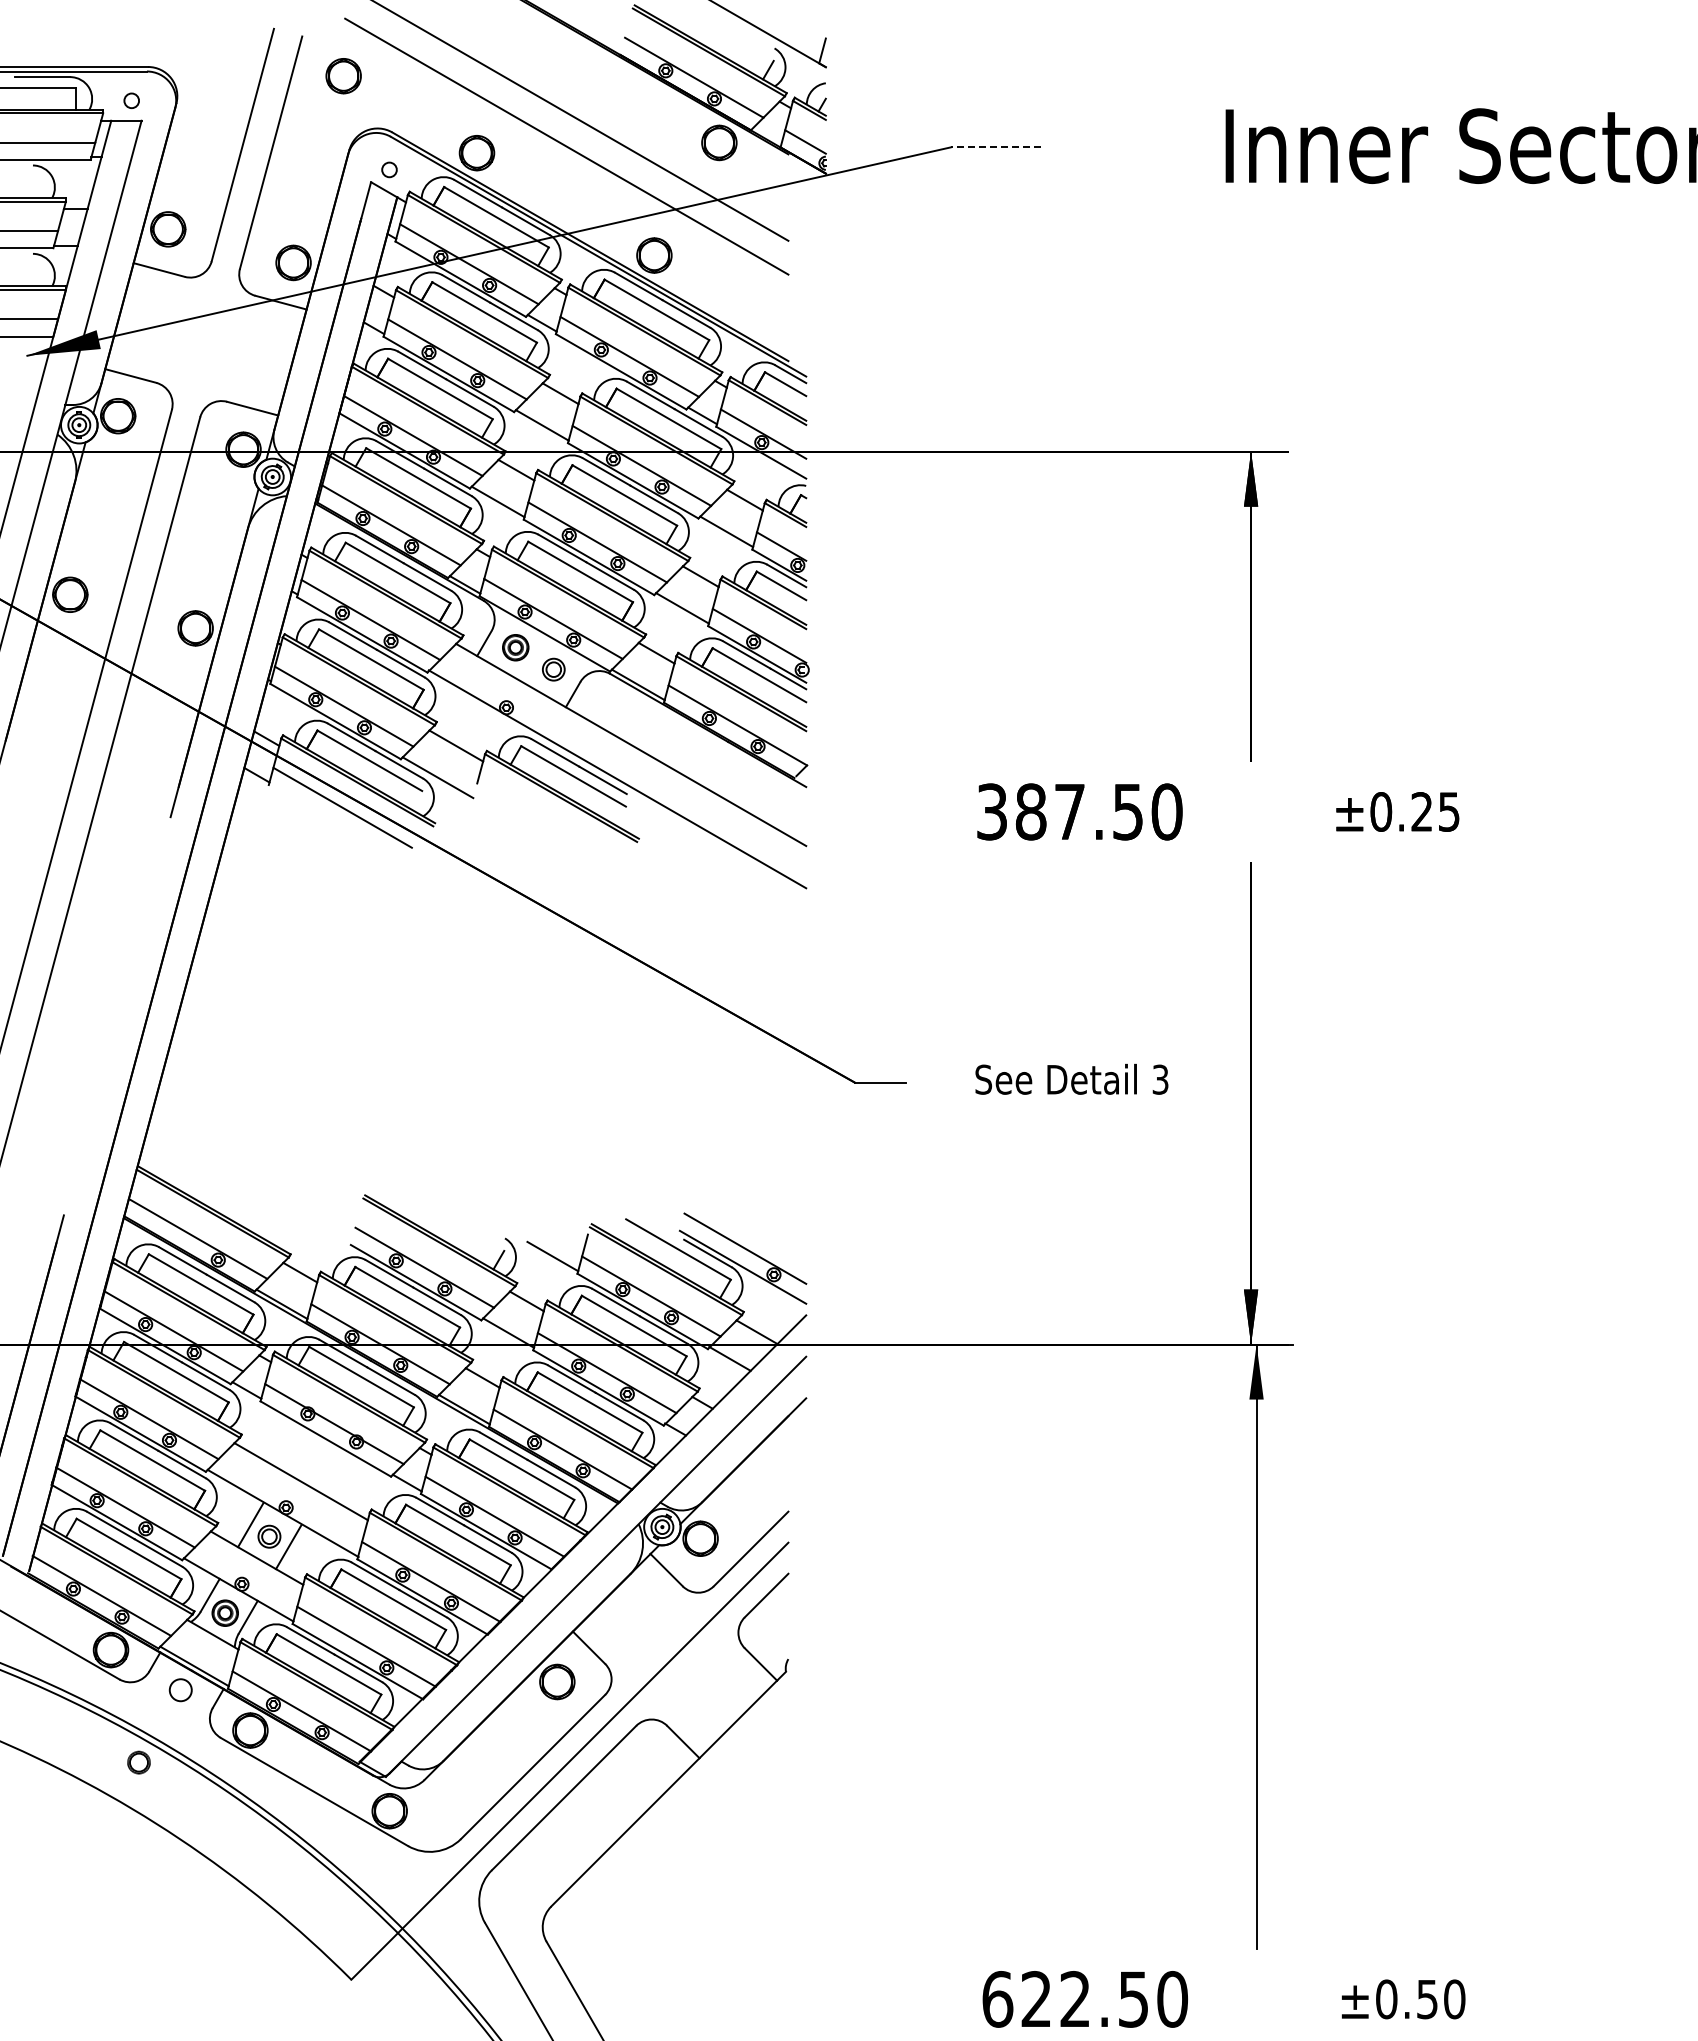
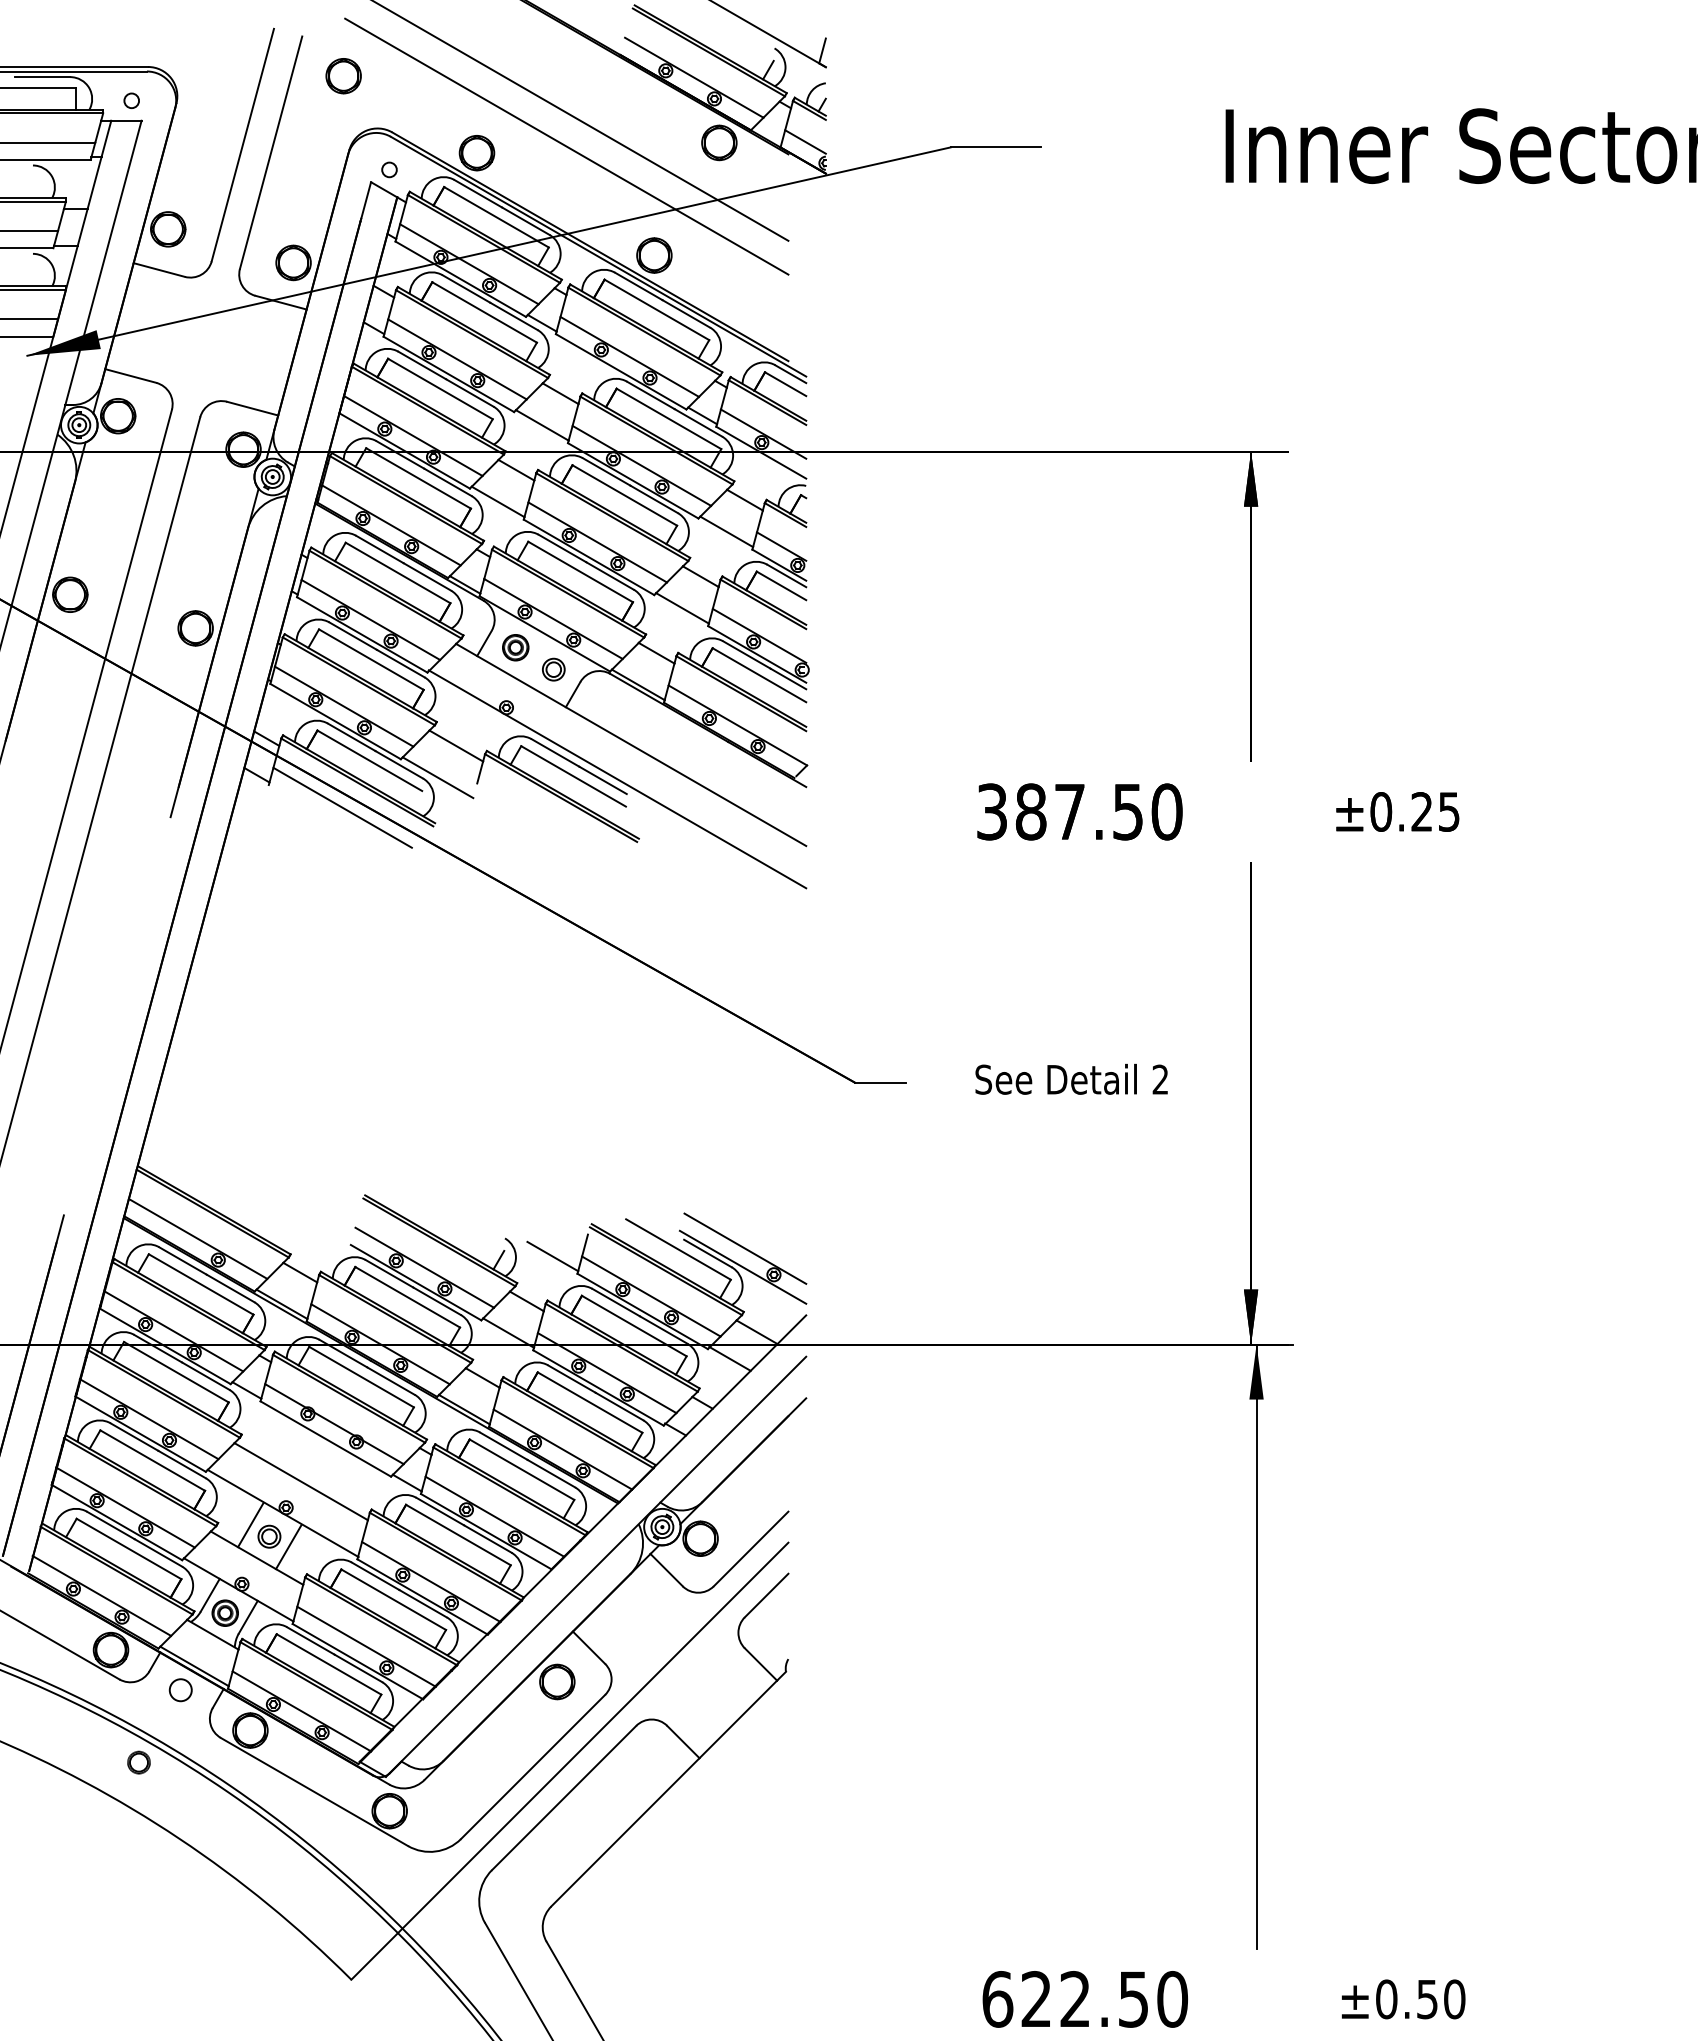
line: dashed -> solid (995, 147)
text: 3 -> 2 (1160, 1079)
